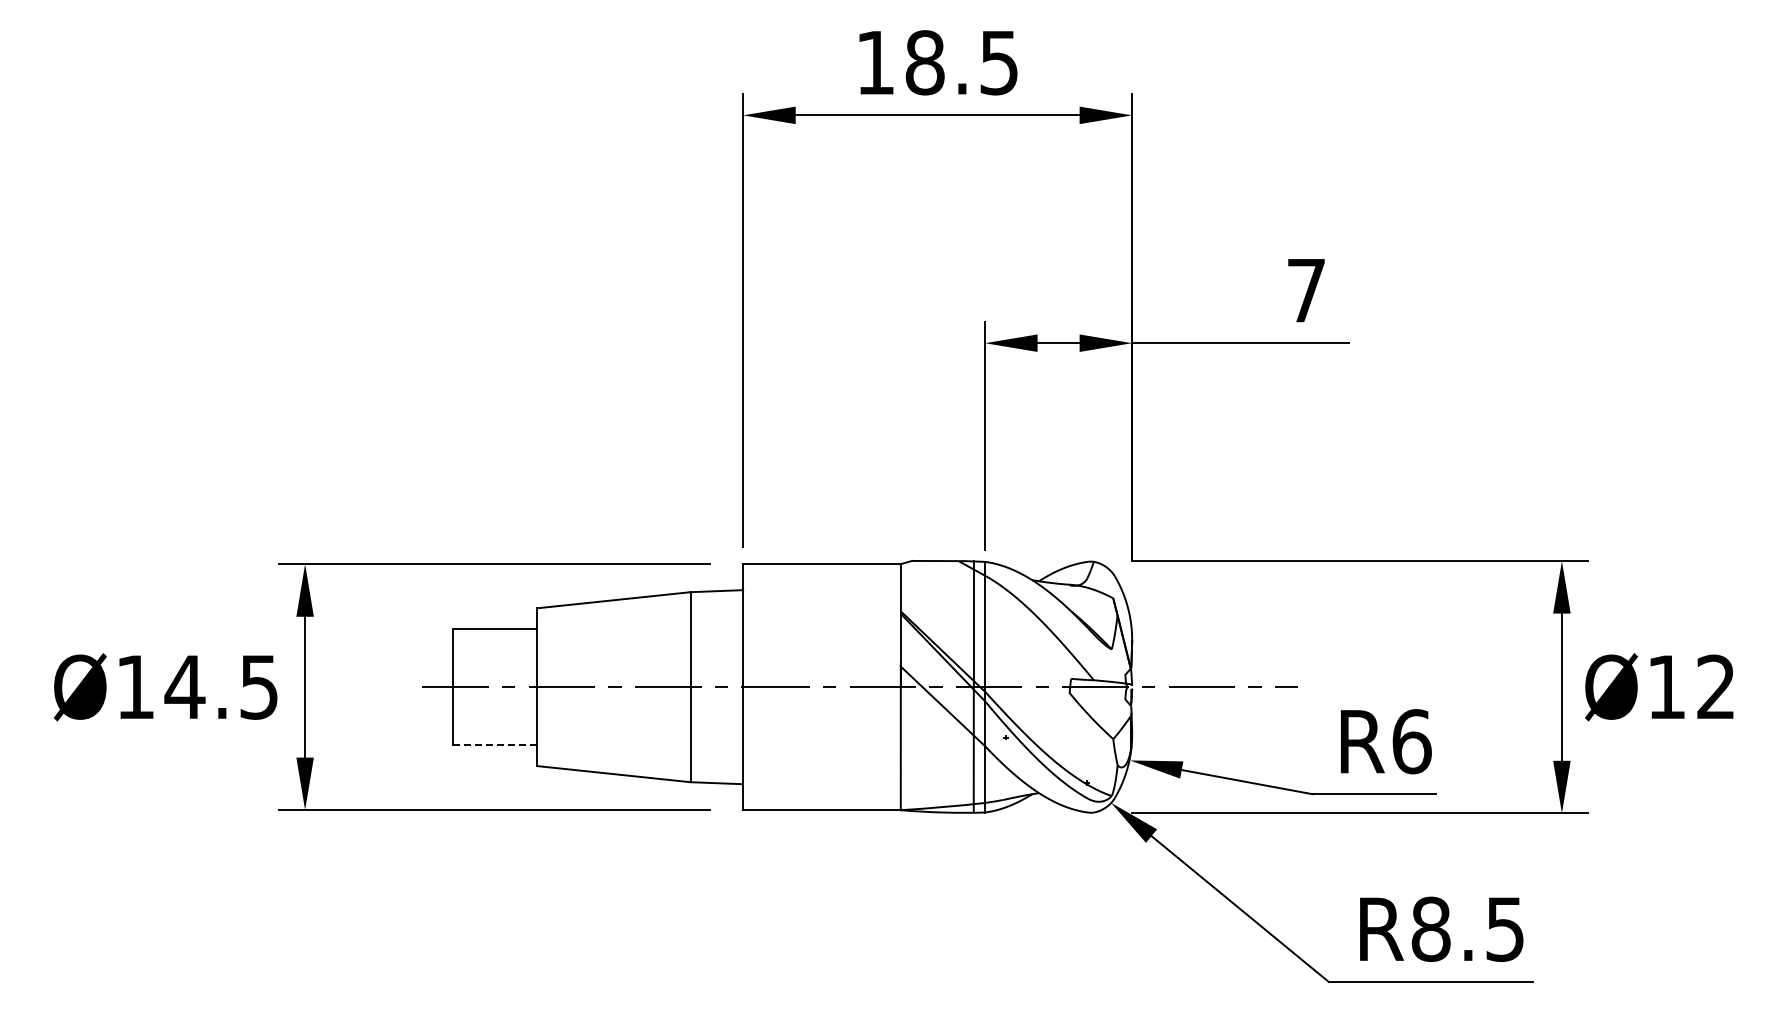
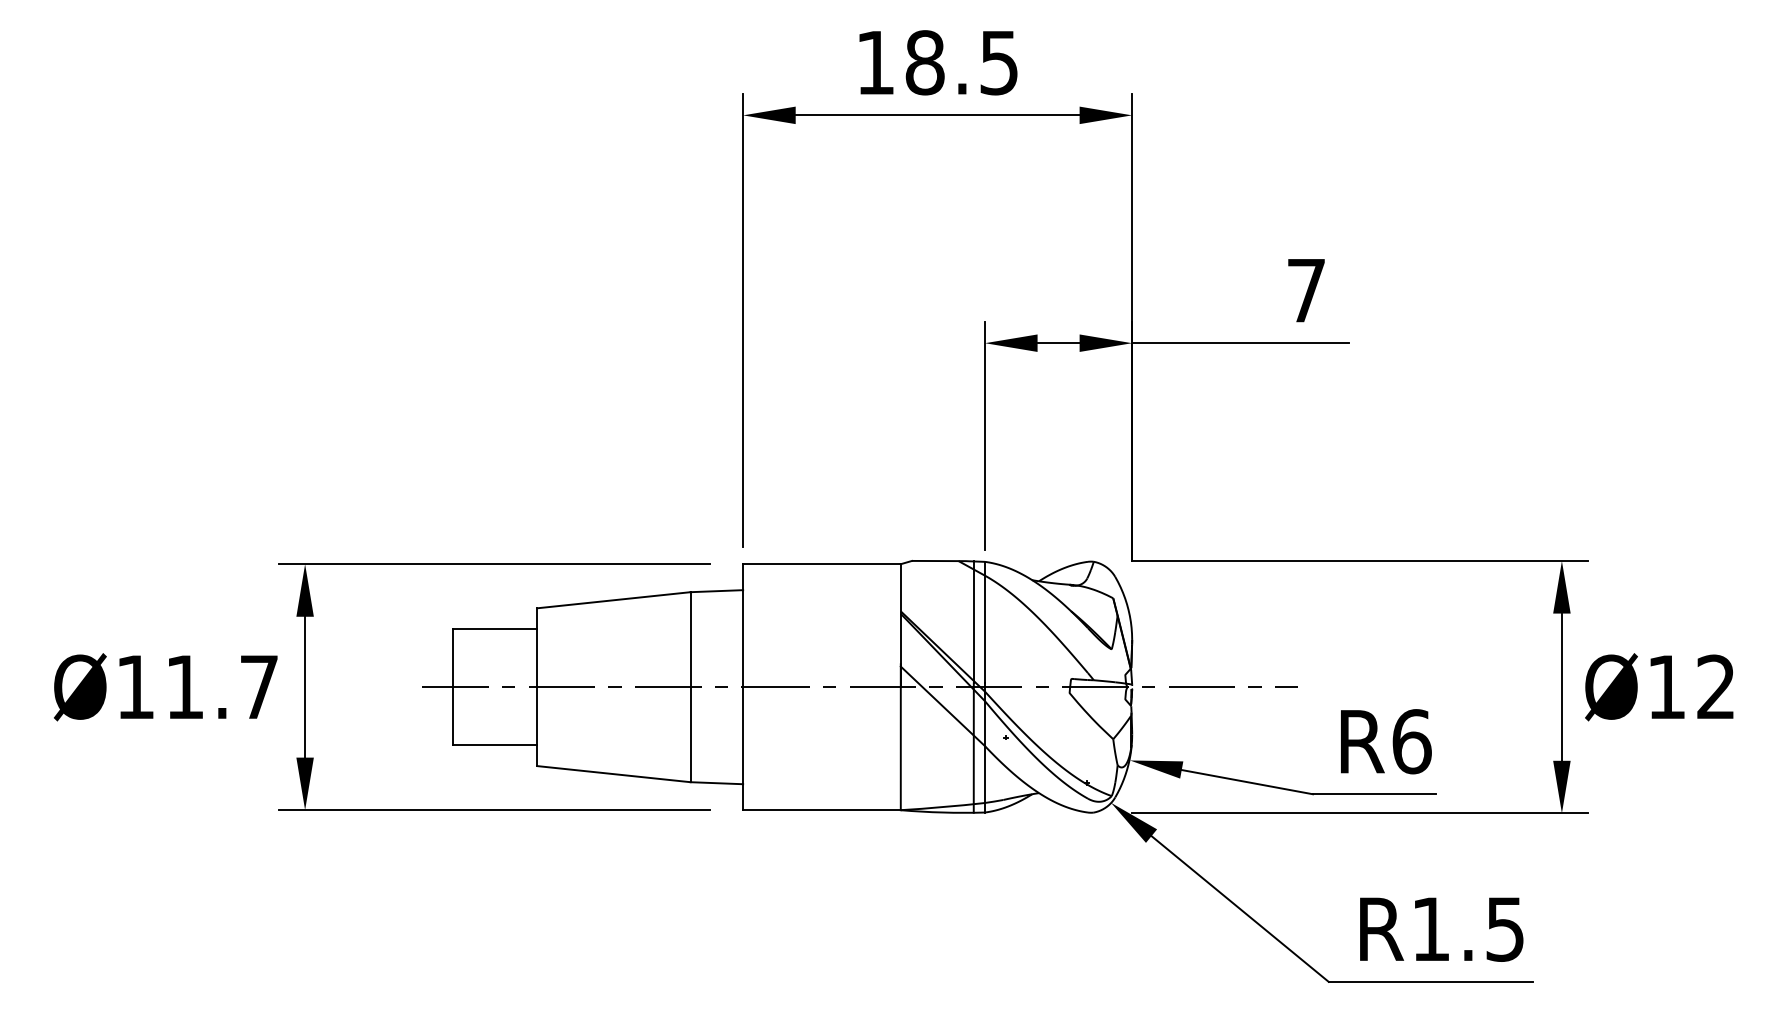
text: Ø14.5 -> Ø11.7 (220, 687)
line: dashed -> solid (495, 745)
text: R8.5 -> R1.5 (1430, 928)
